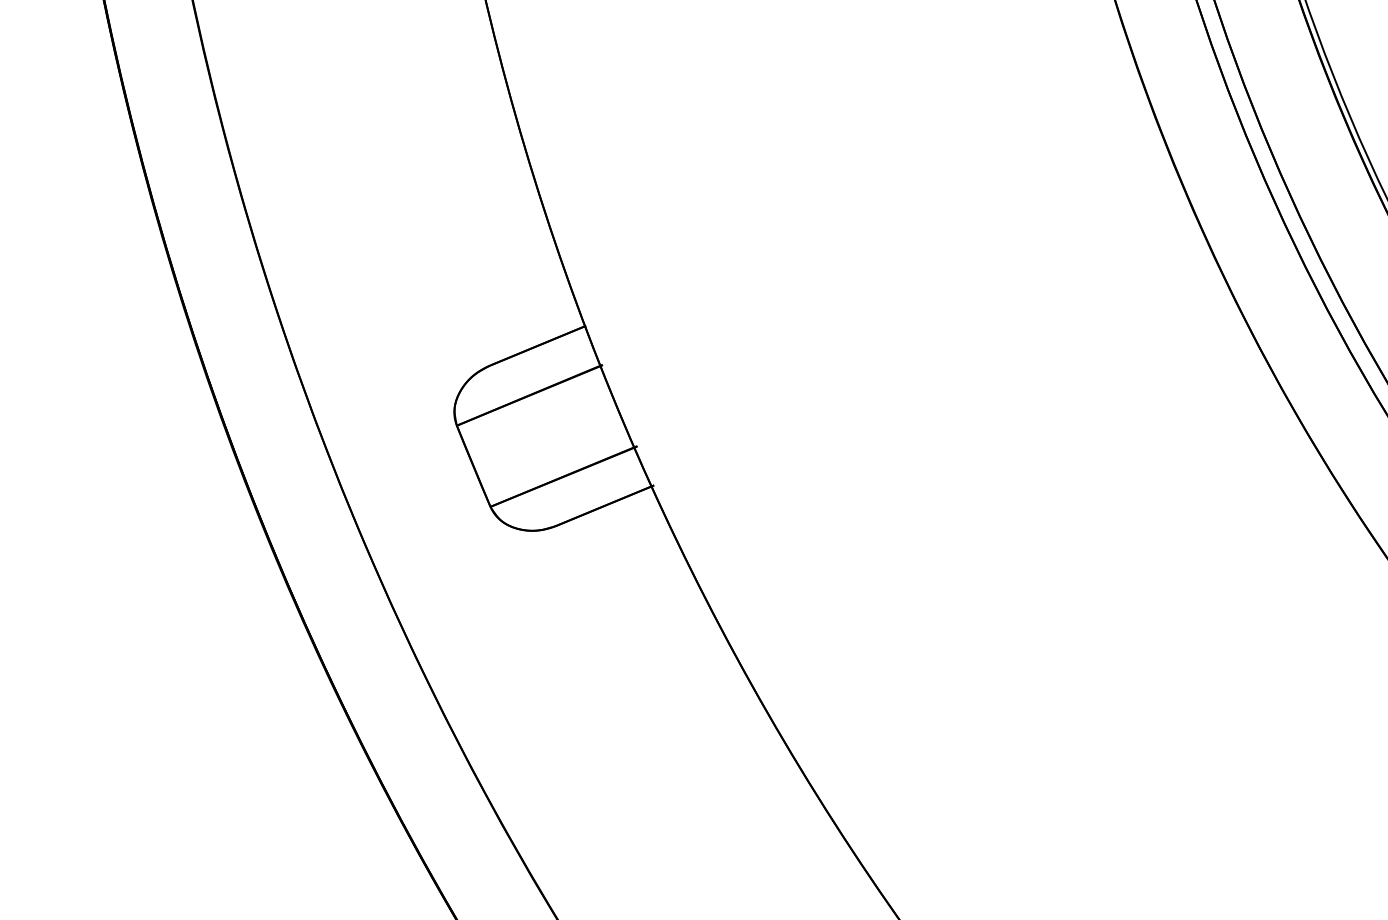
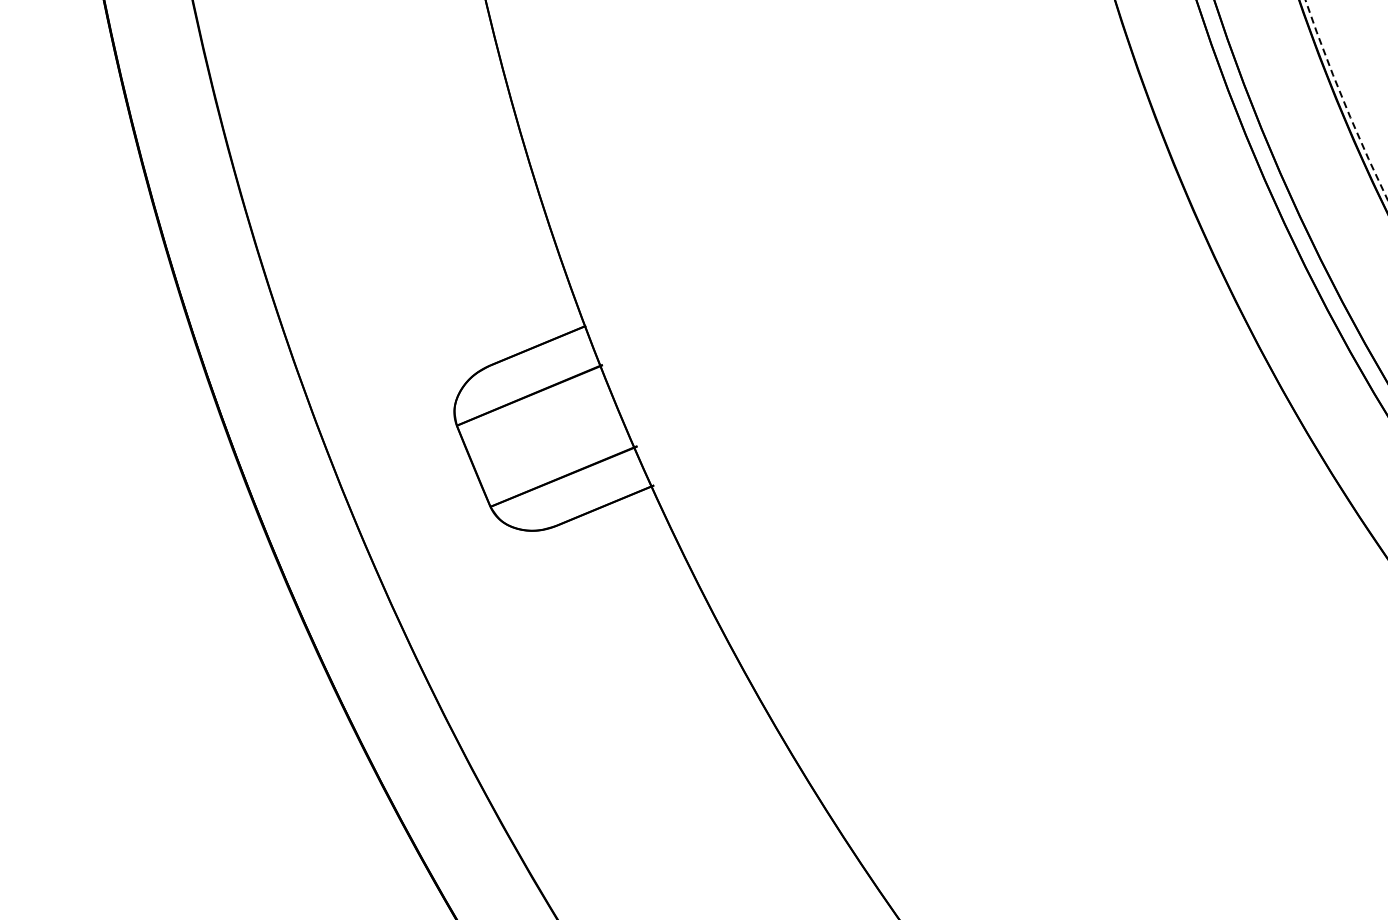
arc: solid -> dashed (1343, 100)
